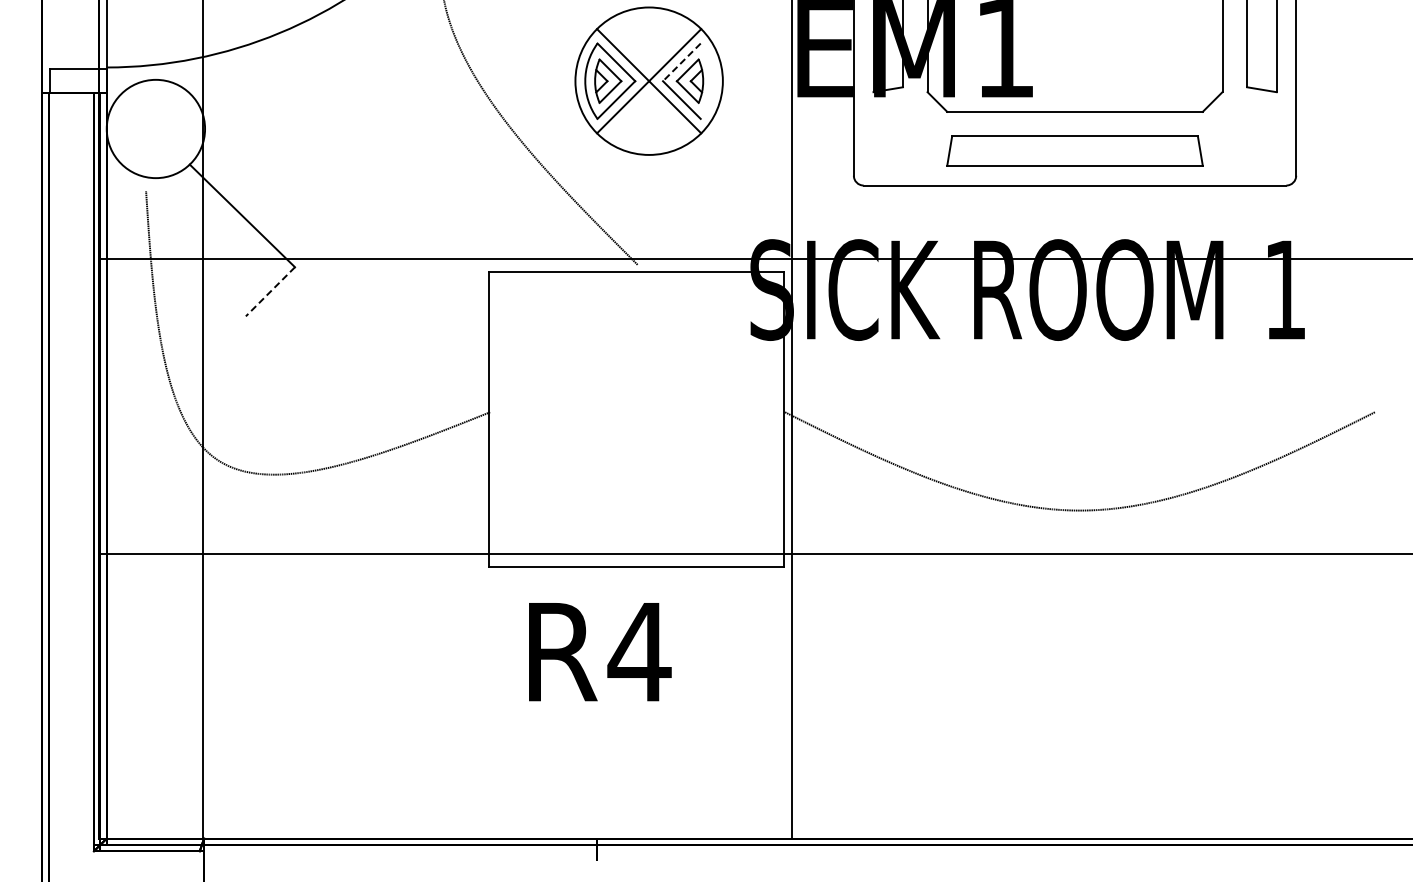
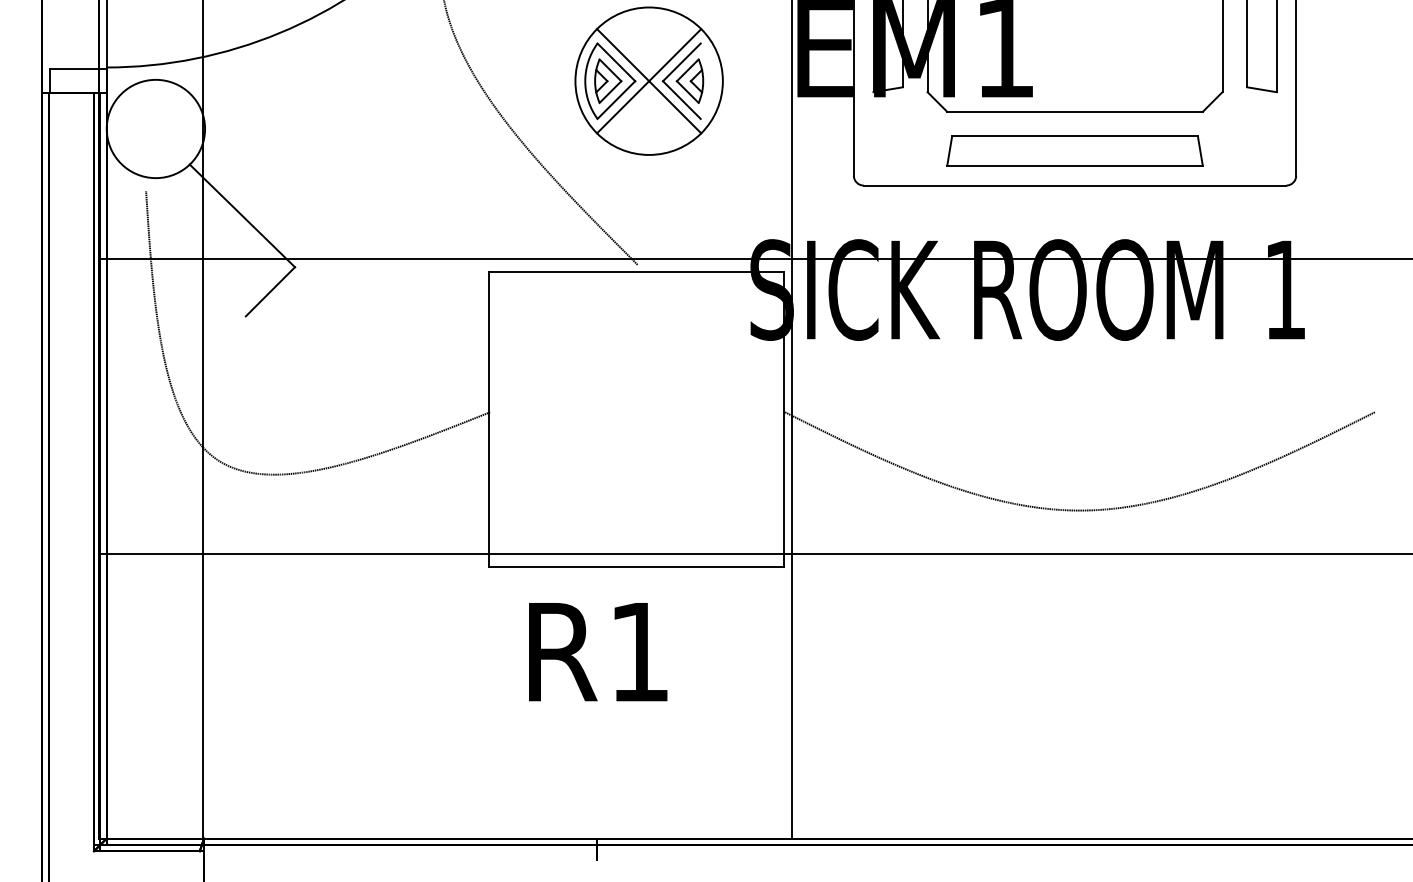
line: dashed -> solid (681, 62)
line: dashed -> solid (270, 291)
text: R4 -> R1 (639, 652)
